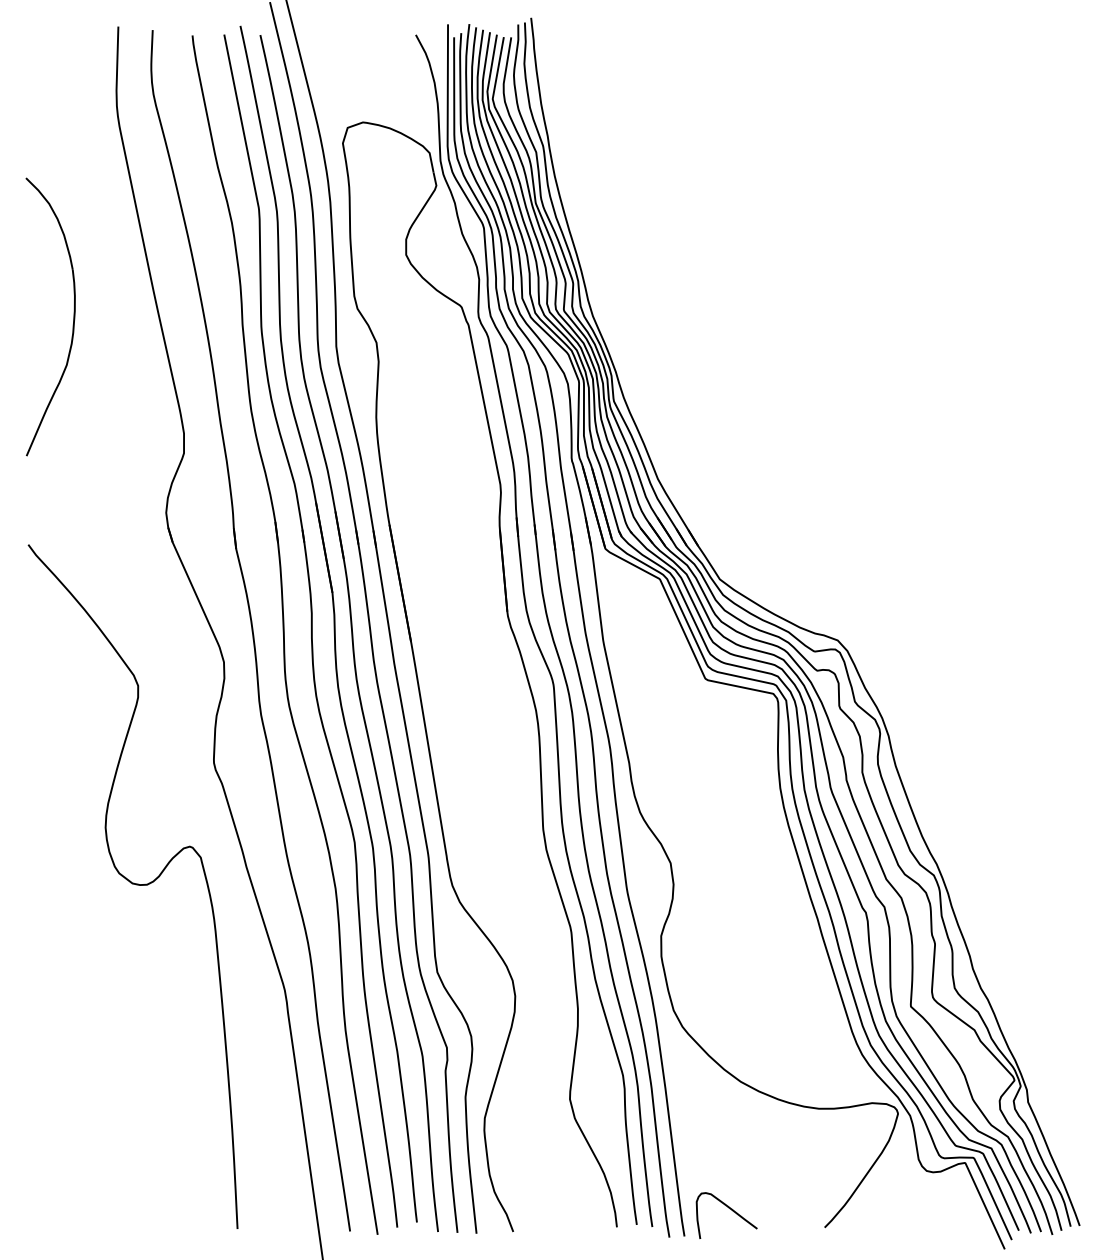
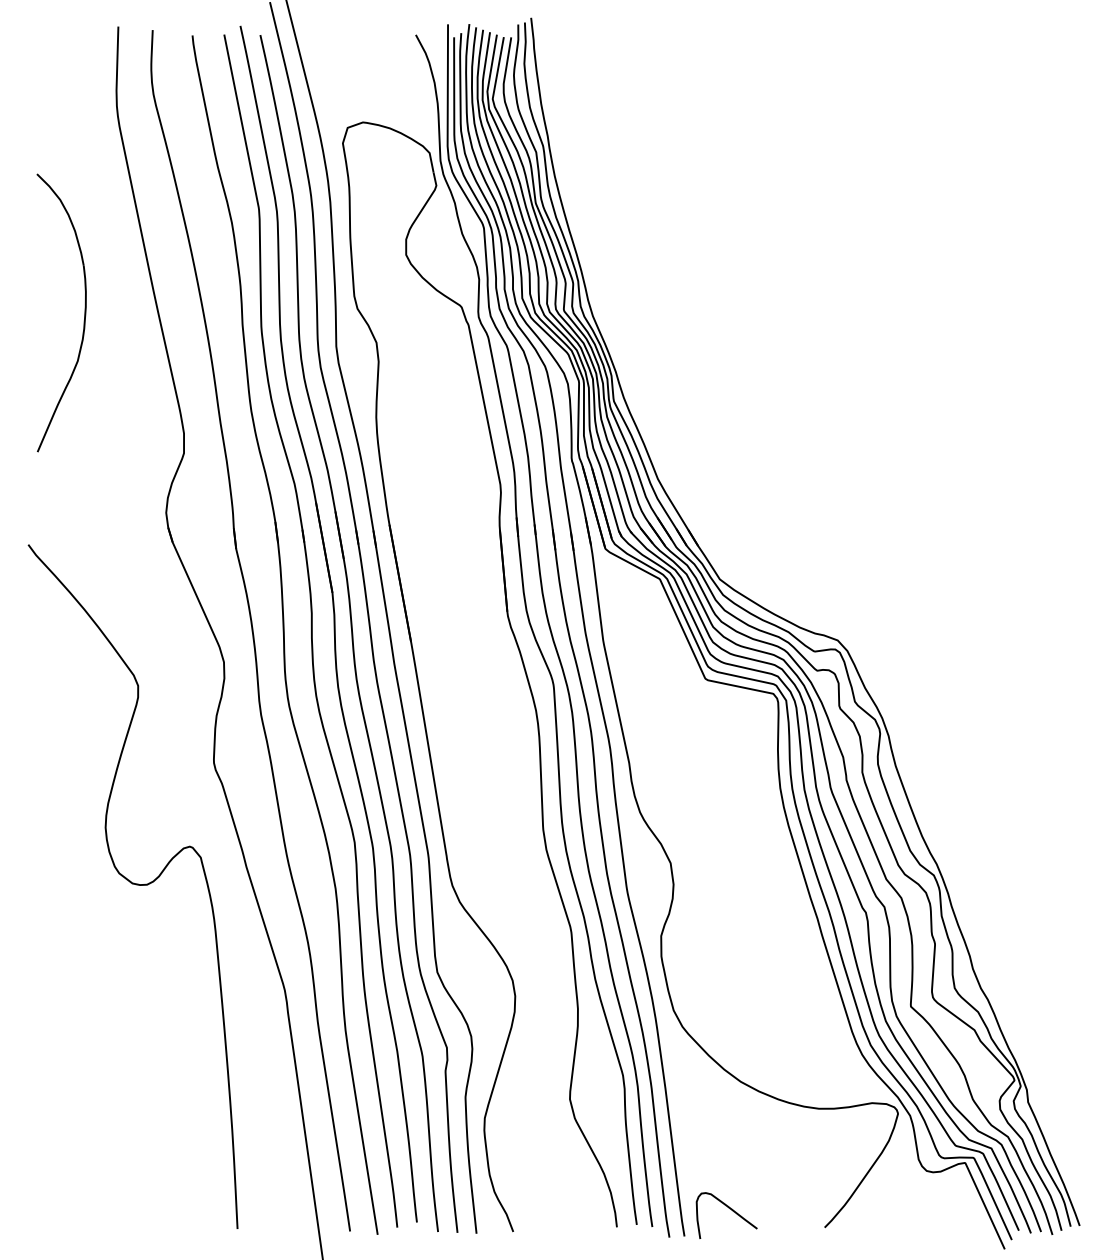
part position: (73, 316) -> (84, 312) (84, 312)
